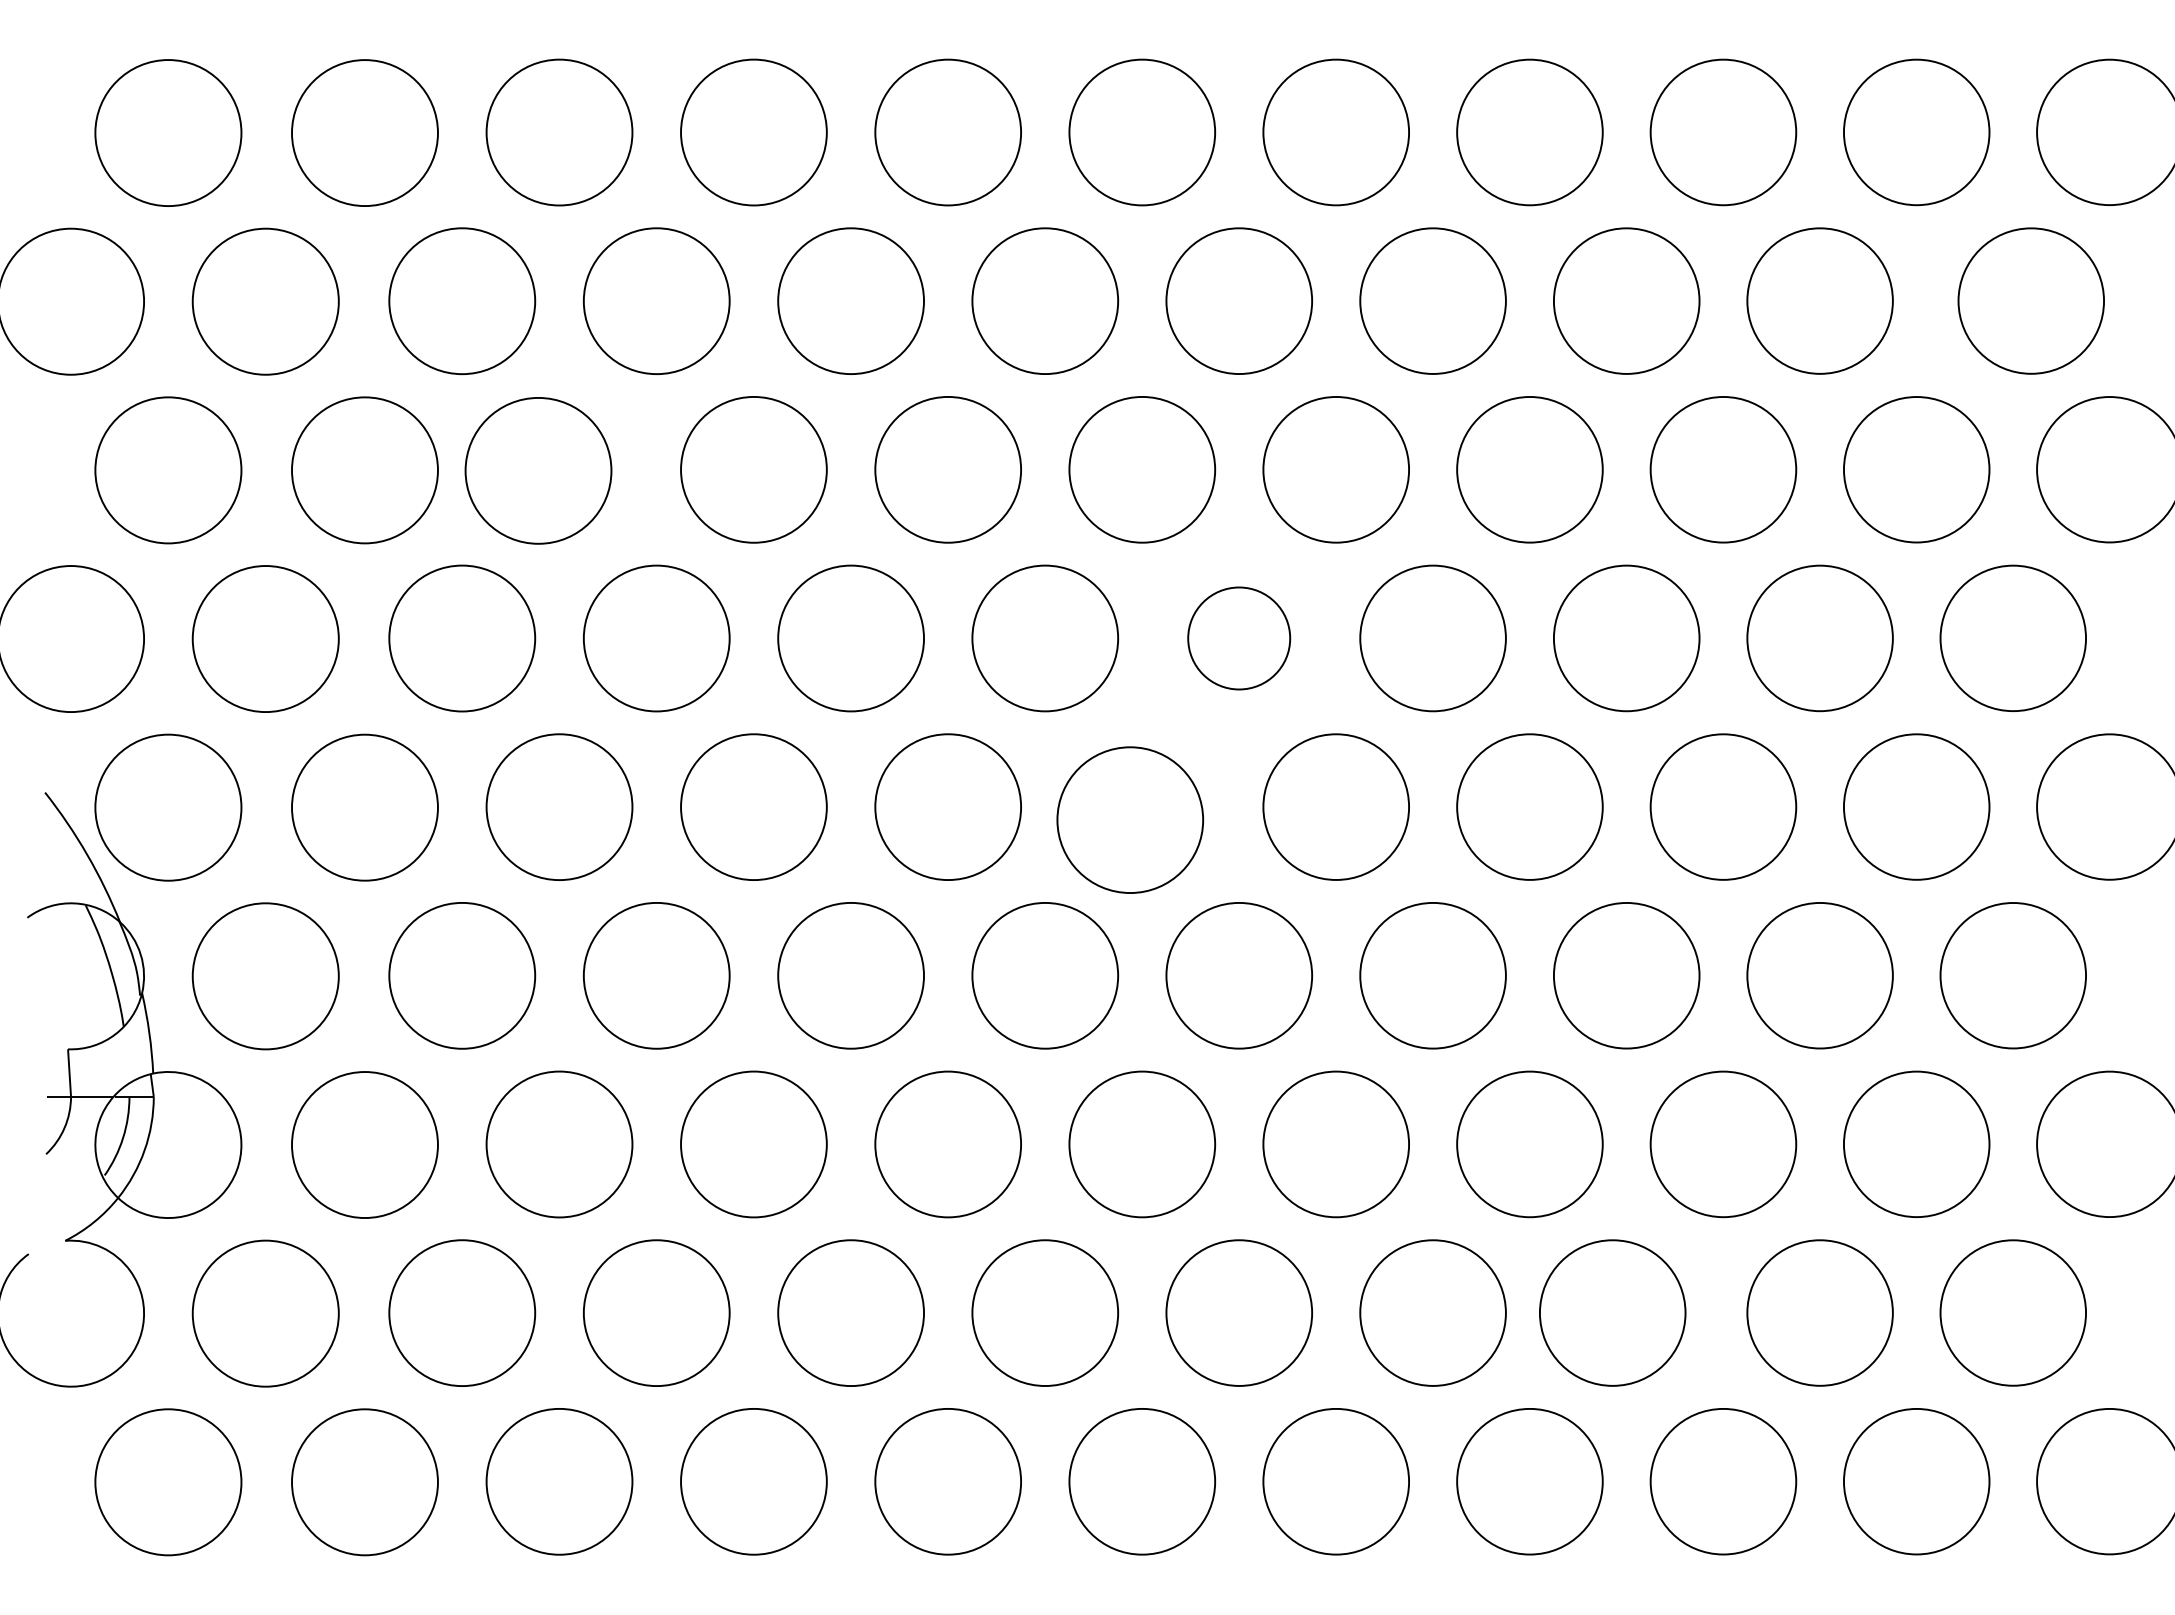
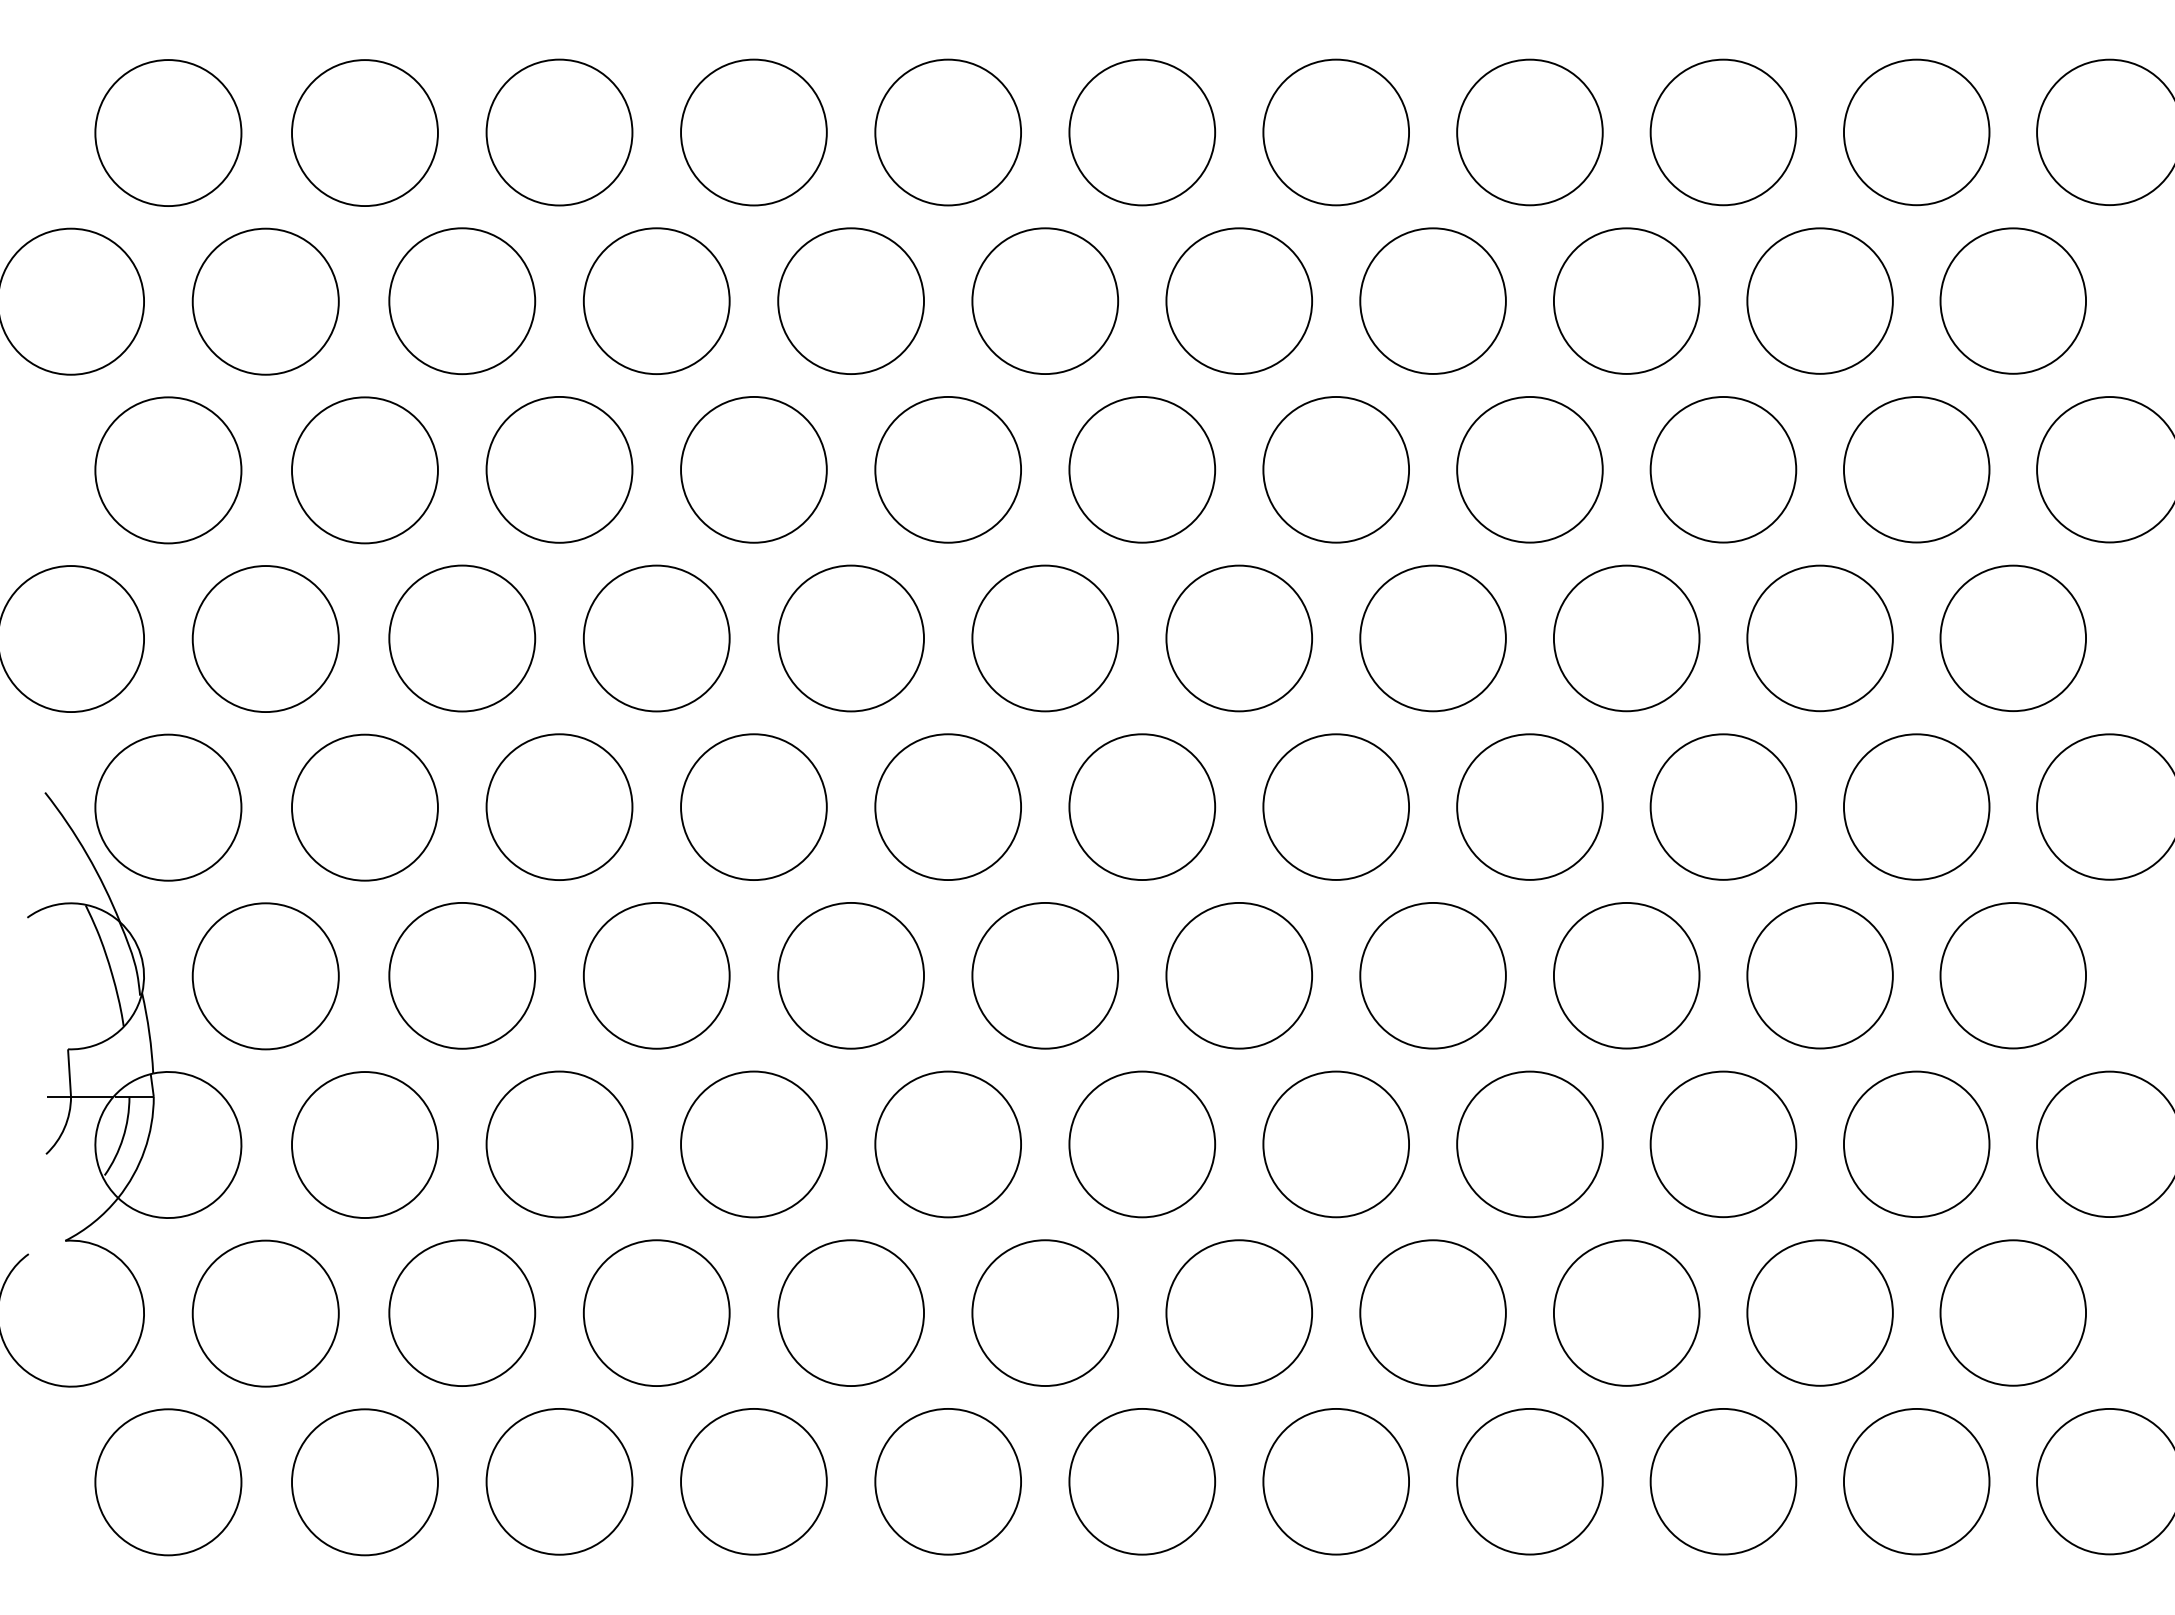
part position: (2030, 300) -> (2012, 300) (2012, 300)
part position: (538, 470) -> (559, 469) (559, 469)
part size: 105x105 px -> 148x149 px (1238, 638)
part position: (1130, 819) -> (1142, 806) (1142, 806)
part position: (1612, 1312) -> (1626, 1312) (1626, 1312)
